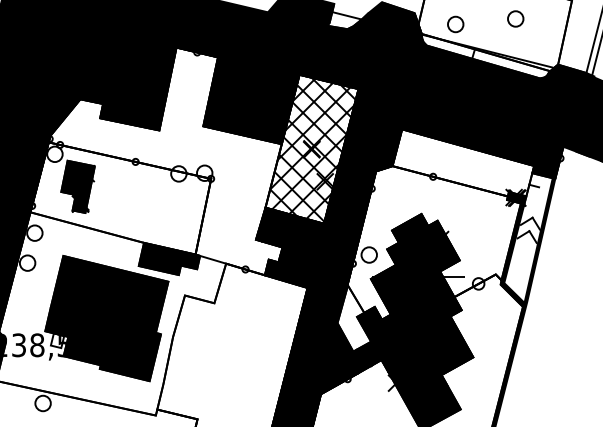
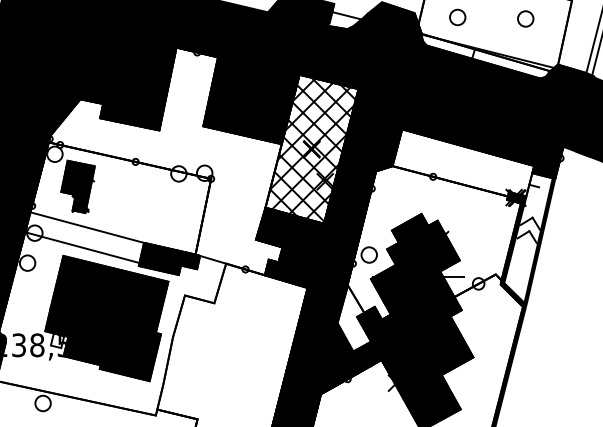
circle position: (515, 18) -> (525, 18) (525, 18)
circle position: (455, 24) -> (457, 17) (457, 17)
line position: (87, 227) -> (82, 247) (82, 247)
